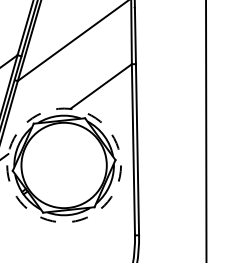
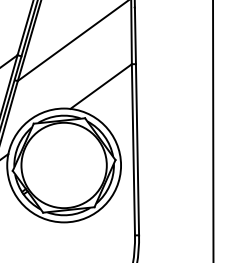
line position: (206, 130) -> (213, 130) (213, 130)
circle: dashed -> solid (64, 165)
